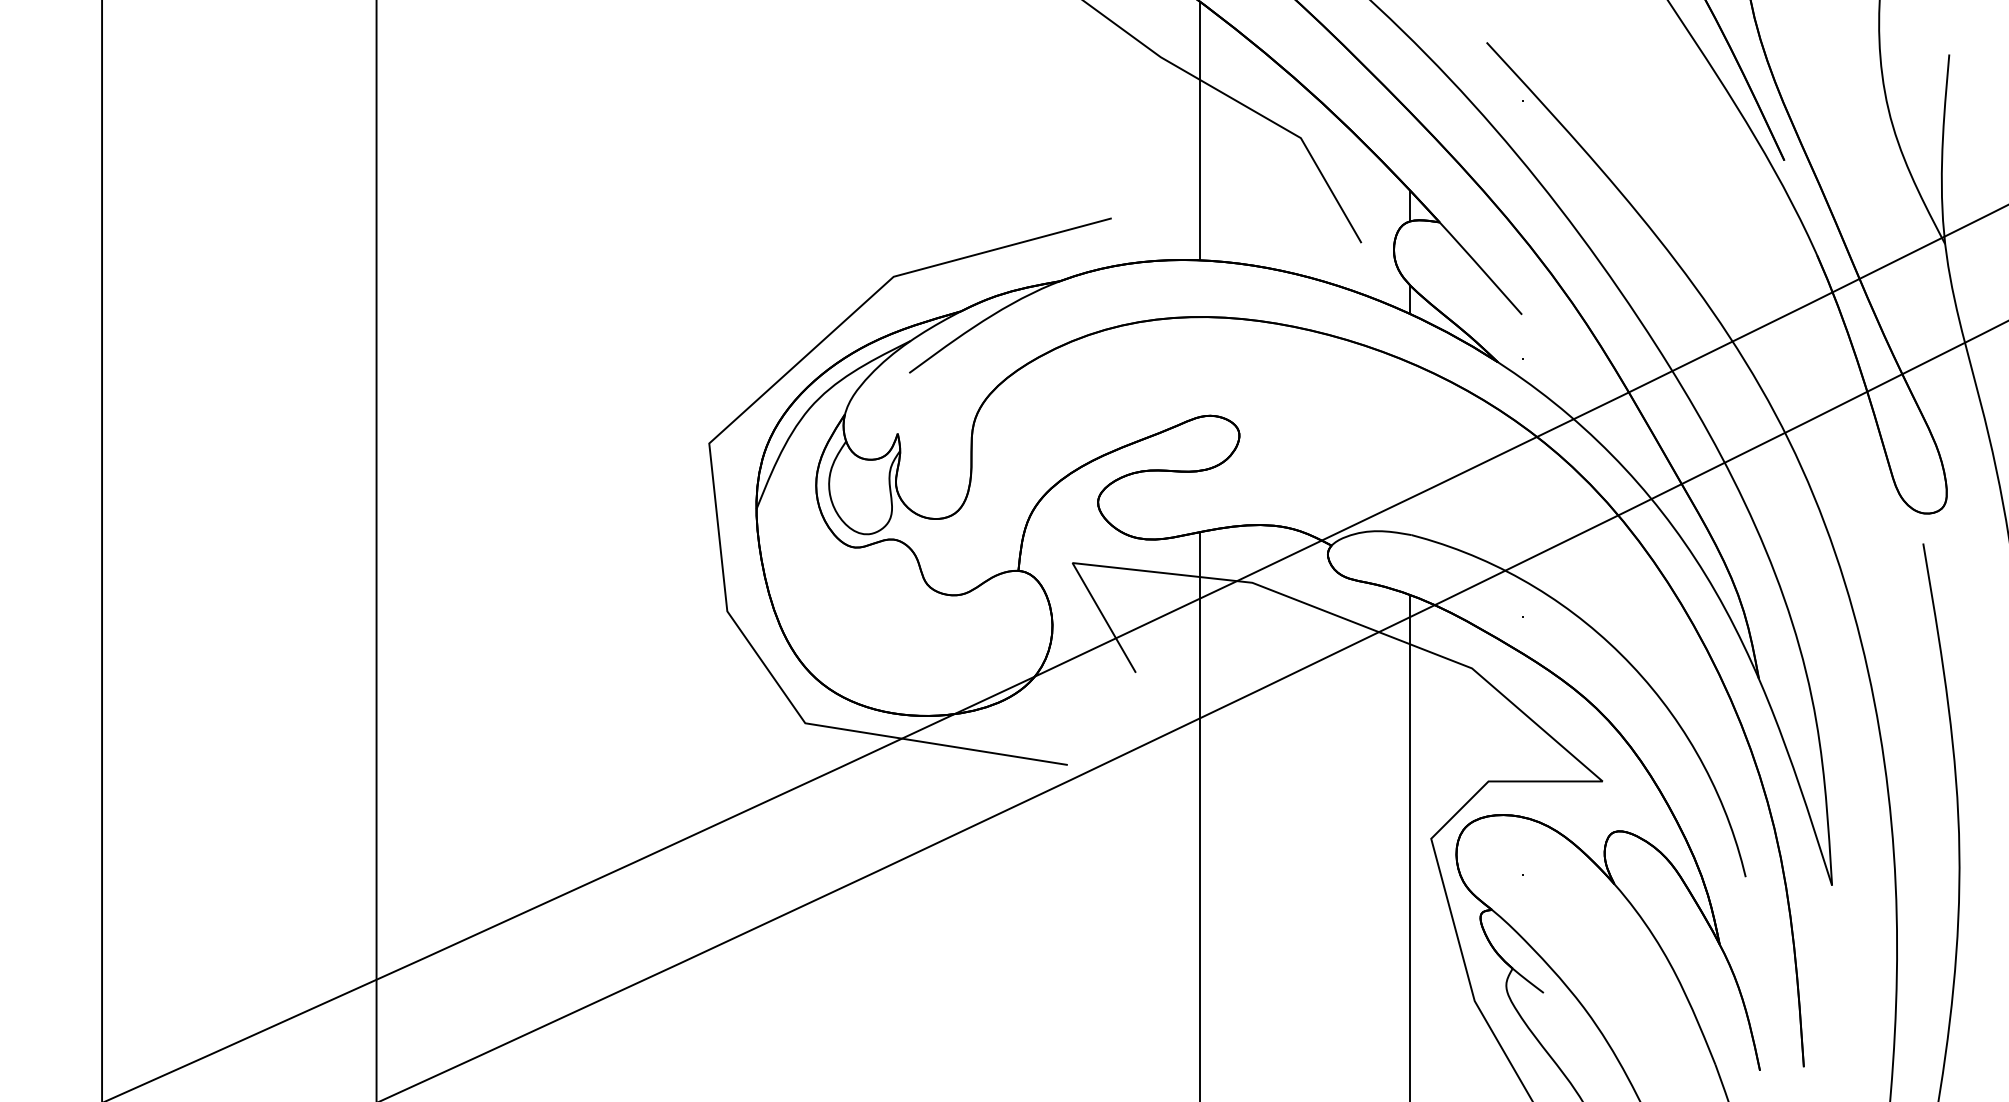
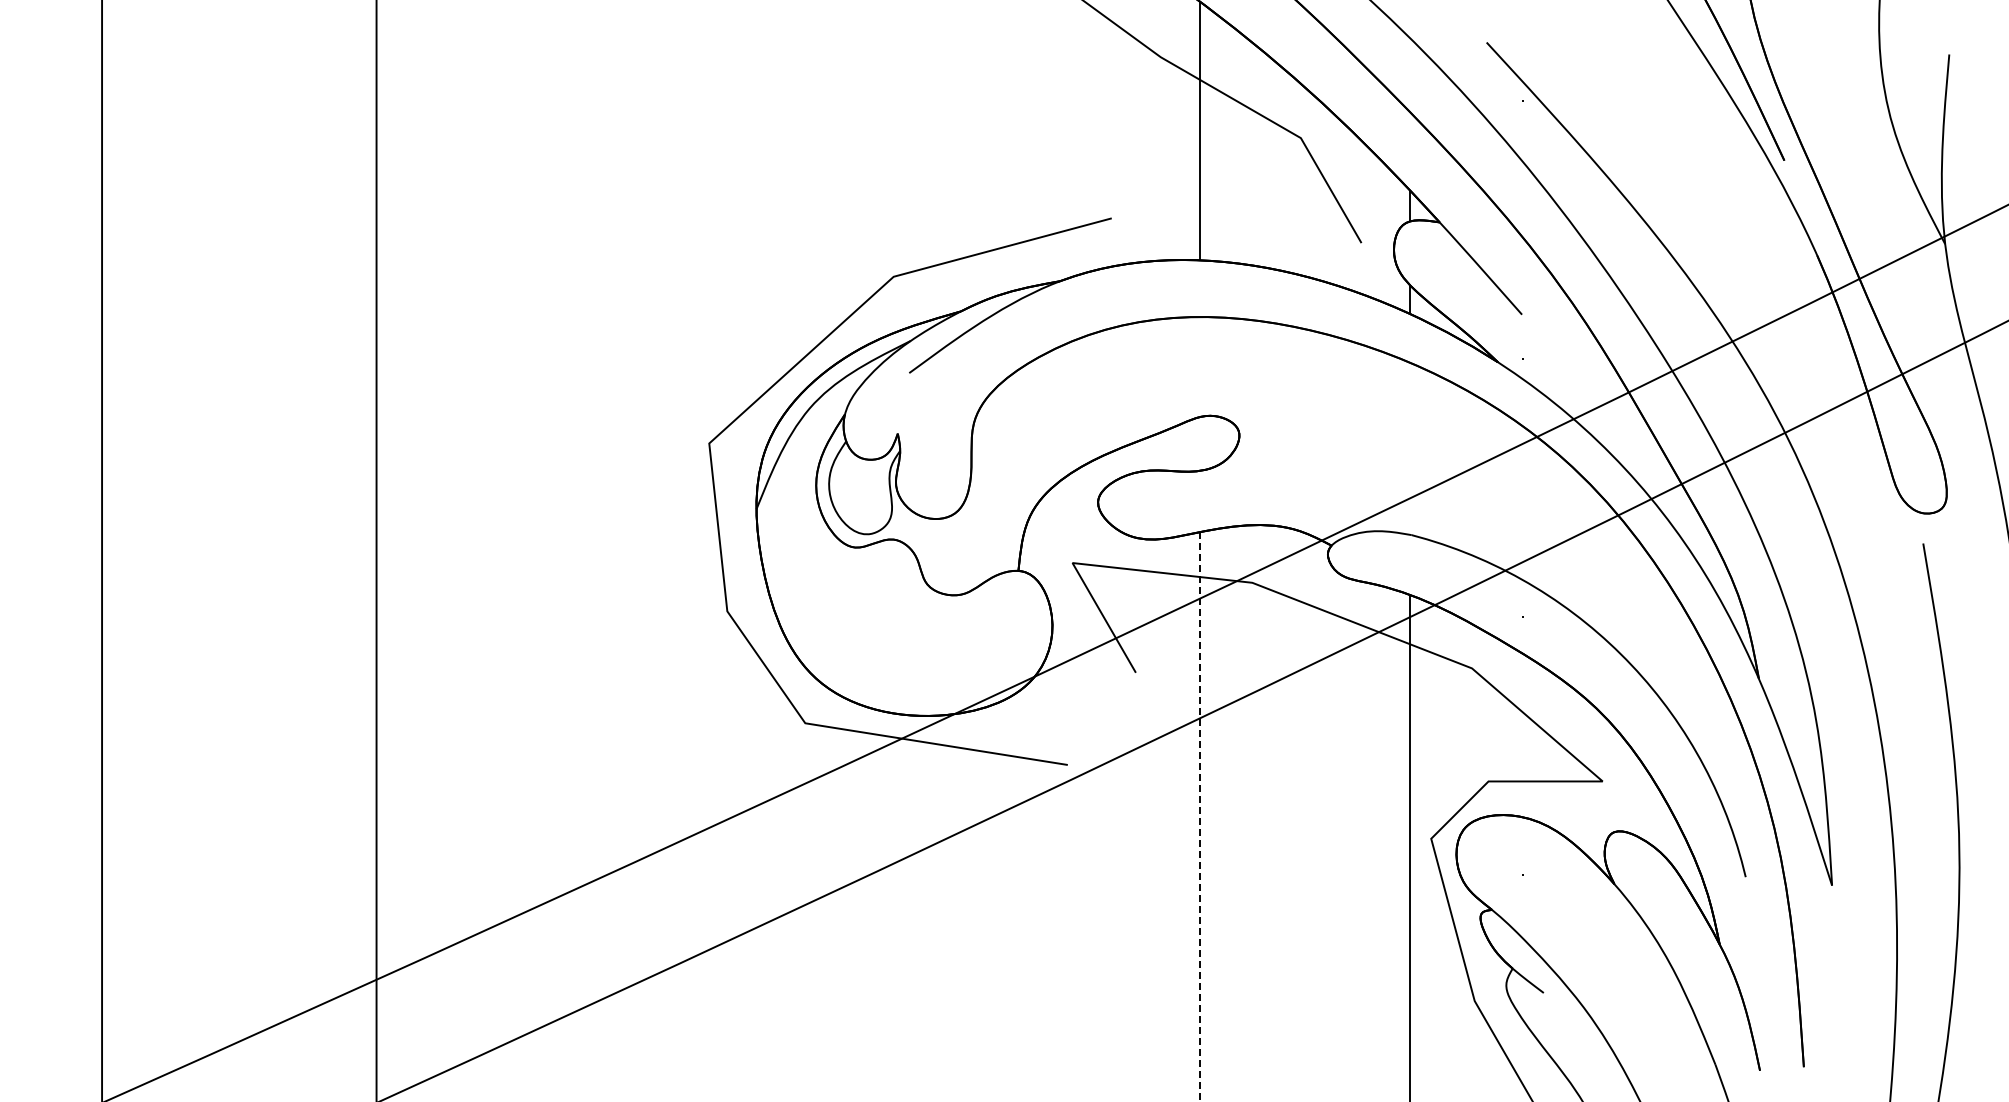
line: solid -> dashed (1199, 817)
